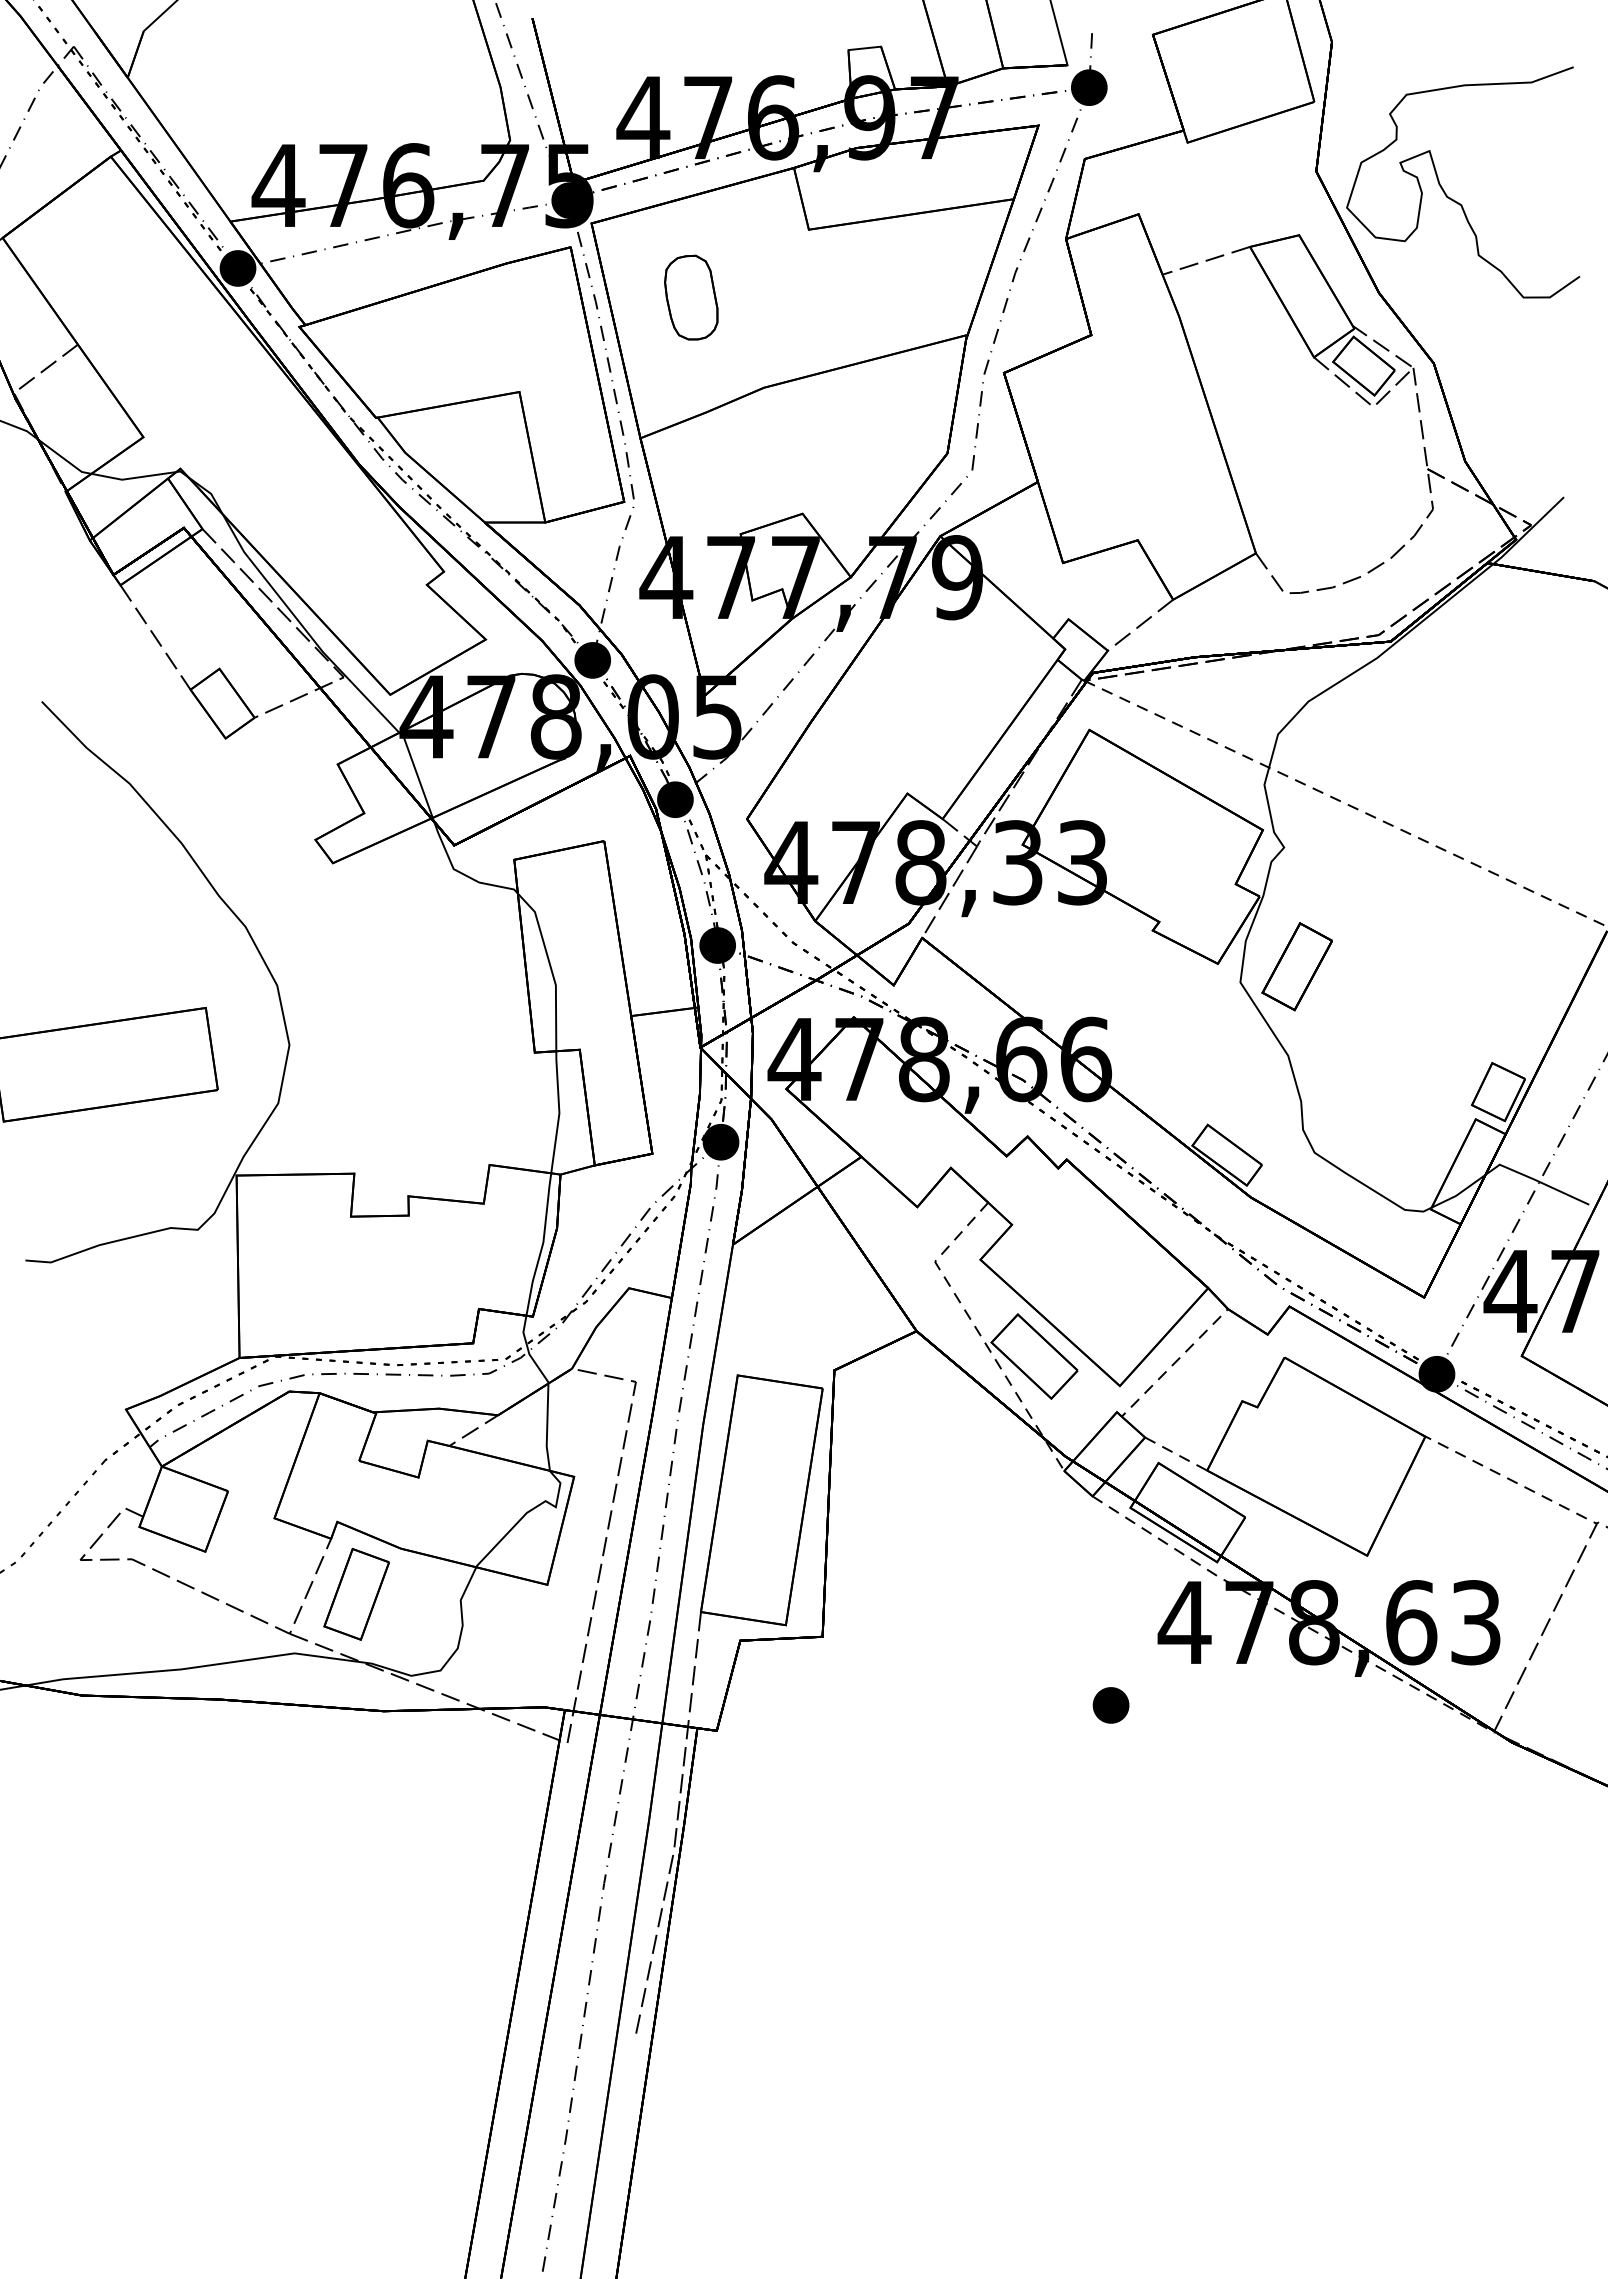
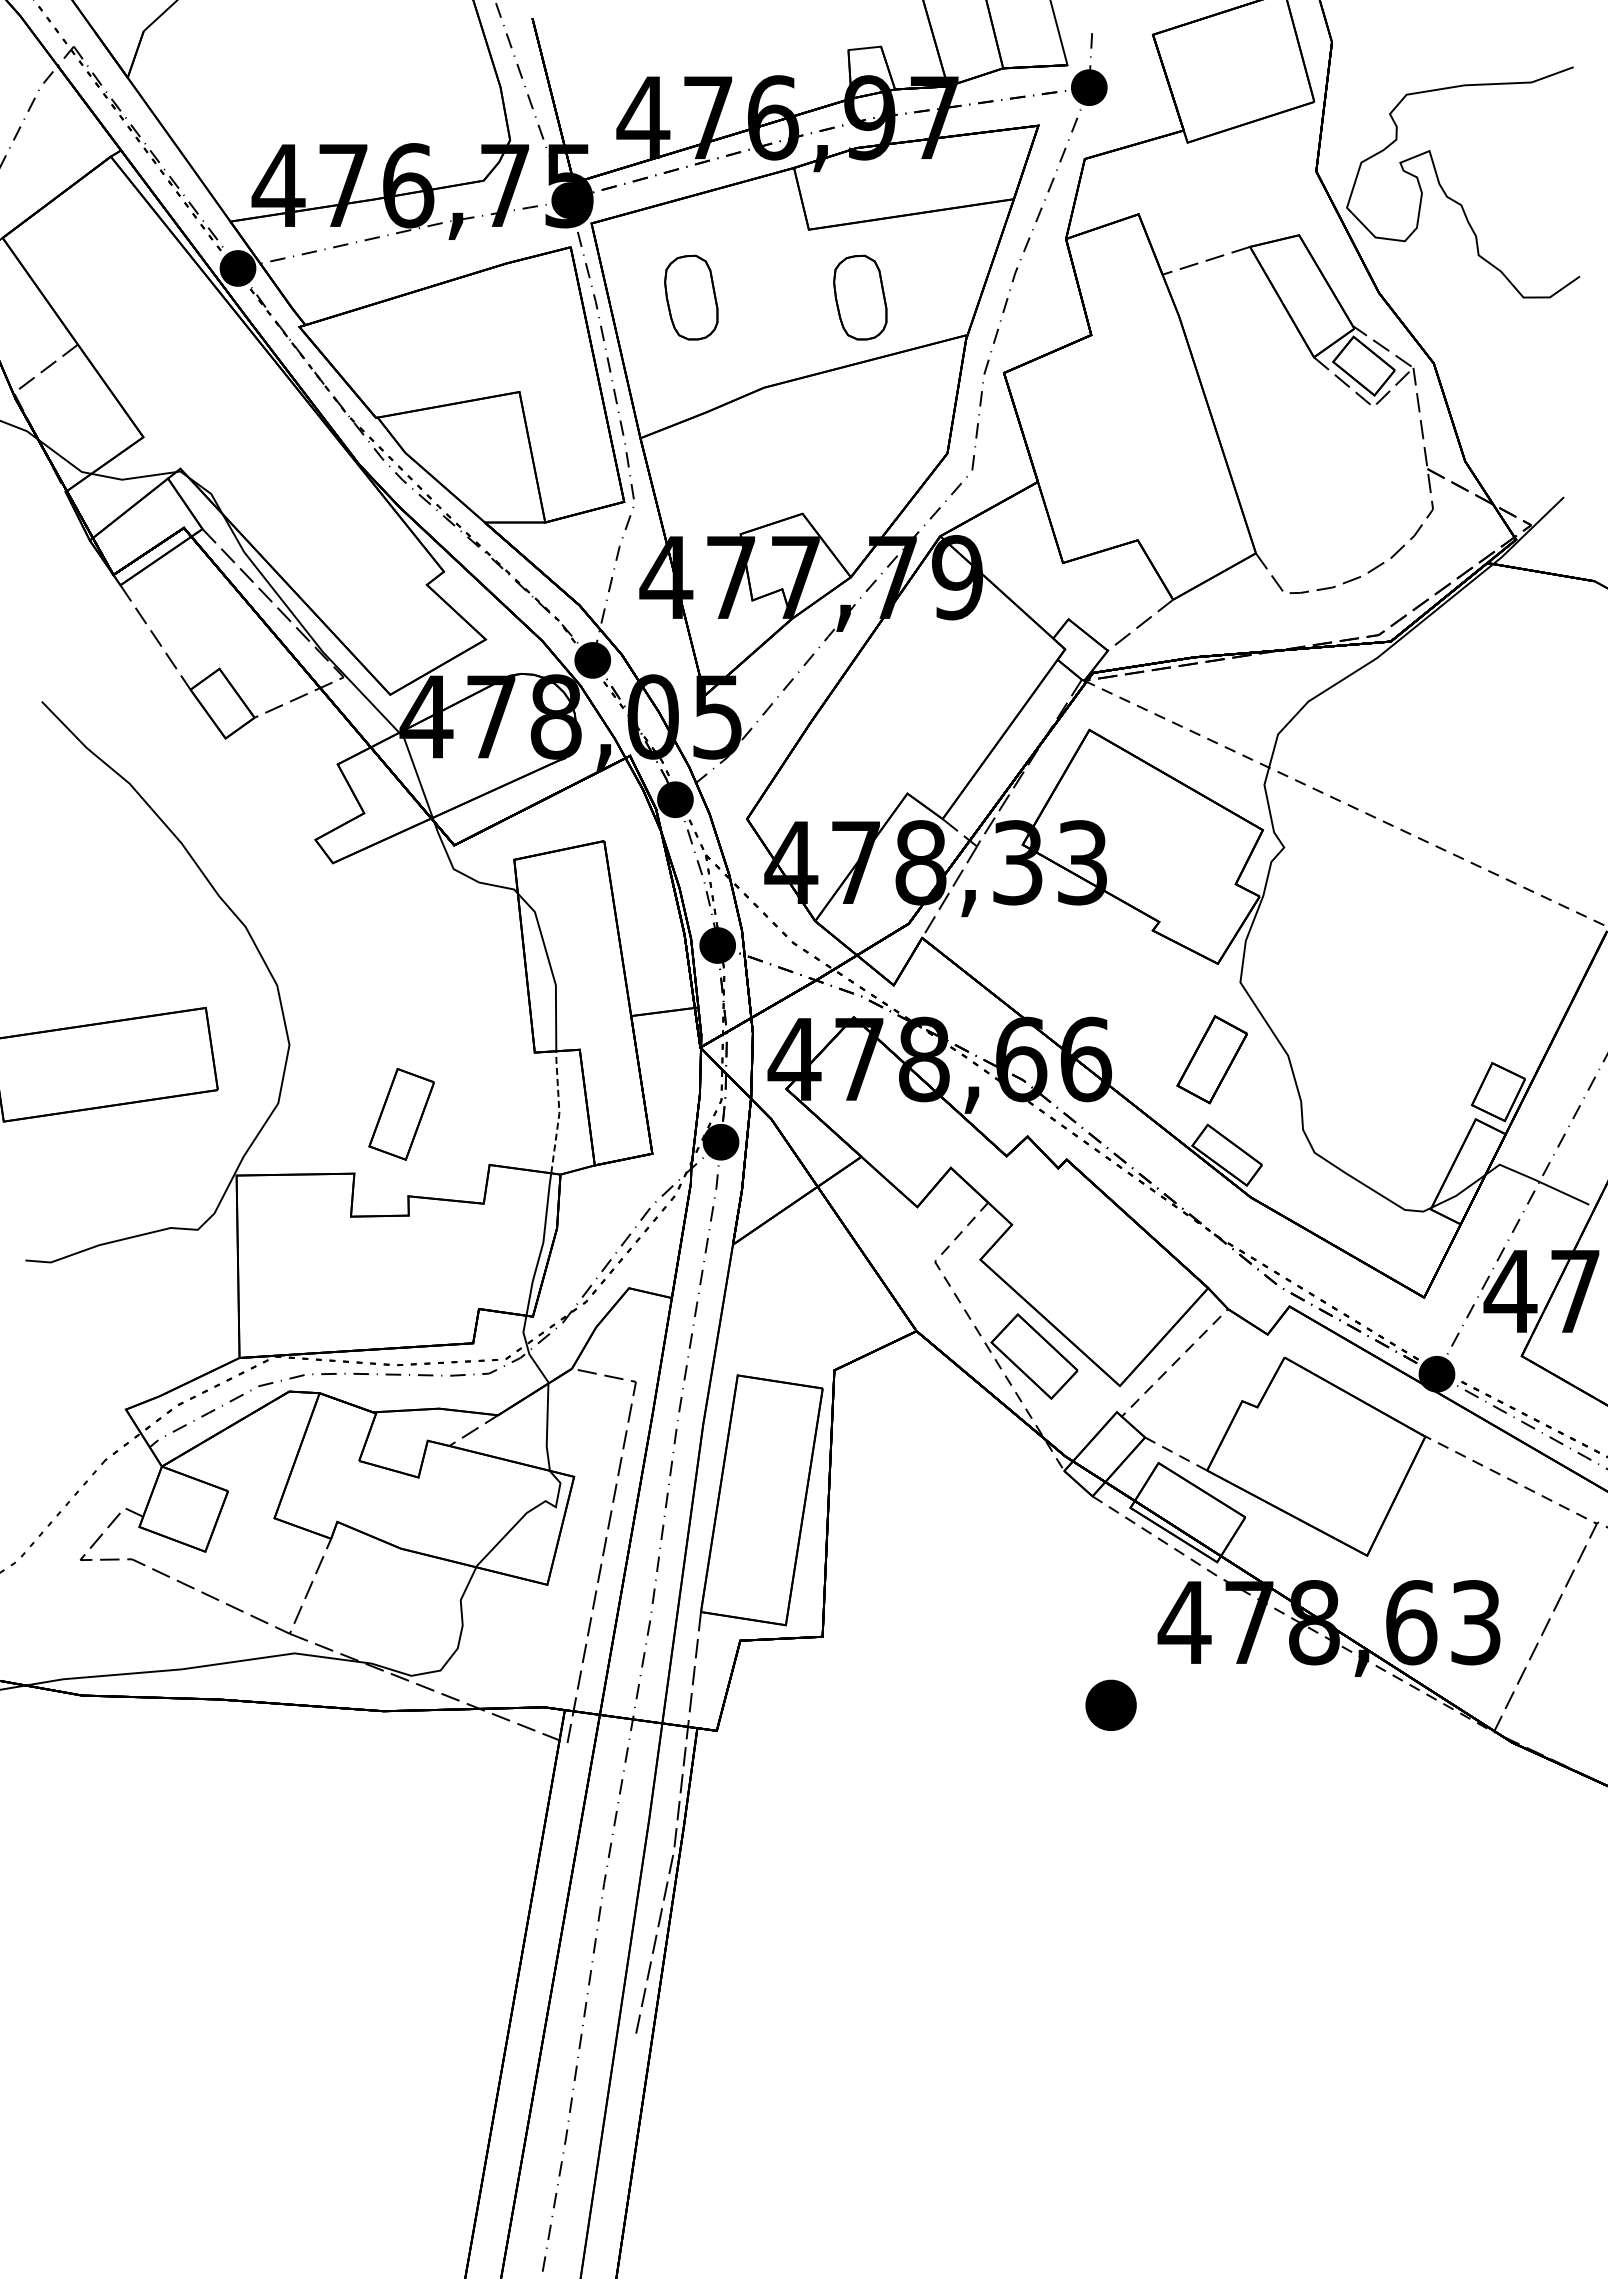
part: none -> present (860, 297)
part position: (1296, 966) -> (1211, 1059) (1211, 1059)
line: solid -> dashed (559, 1112)
part position: (356, 1593) -> (401, 1113) (401, 1113)
part size: 38x37 px -> 52x52 px (1110, 1704)
